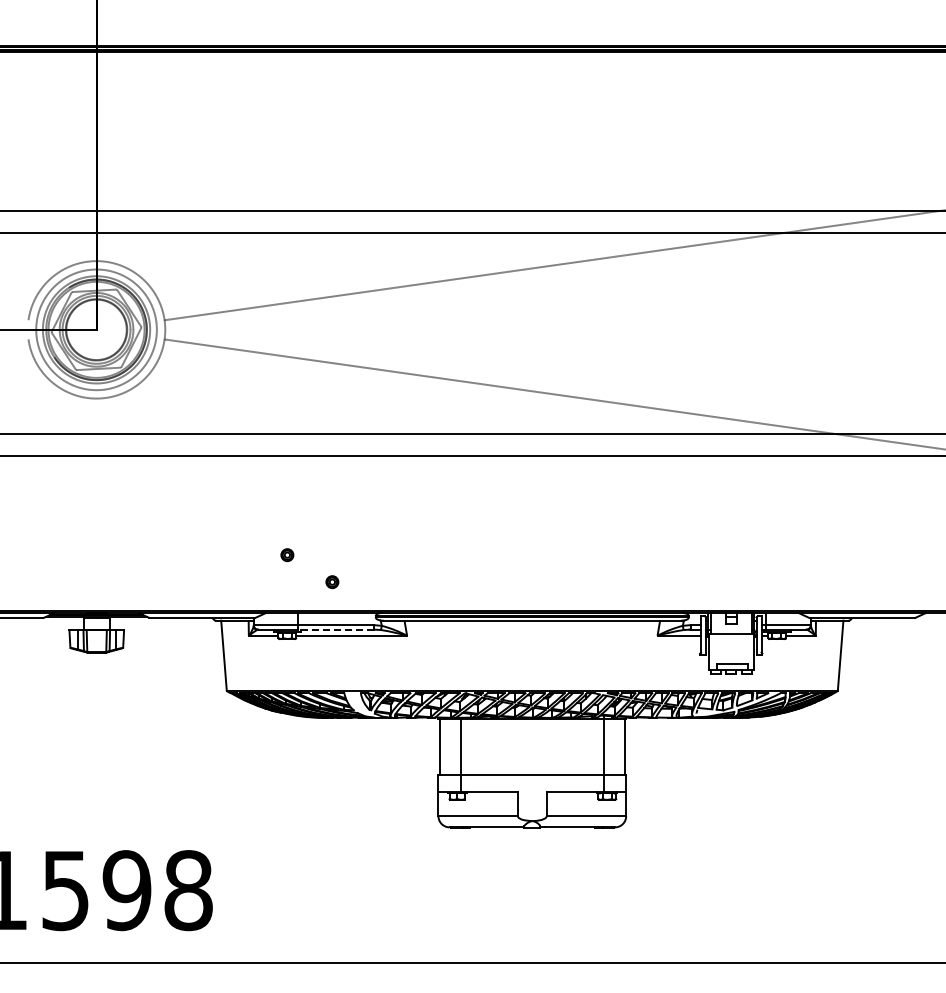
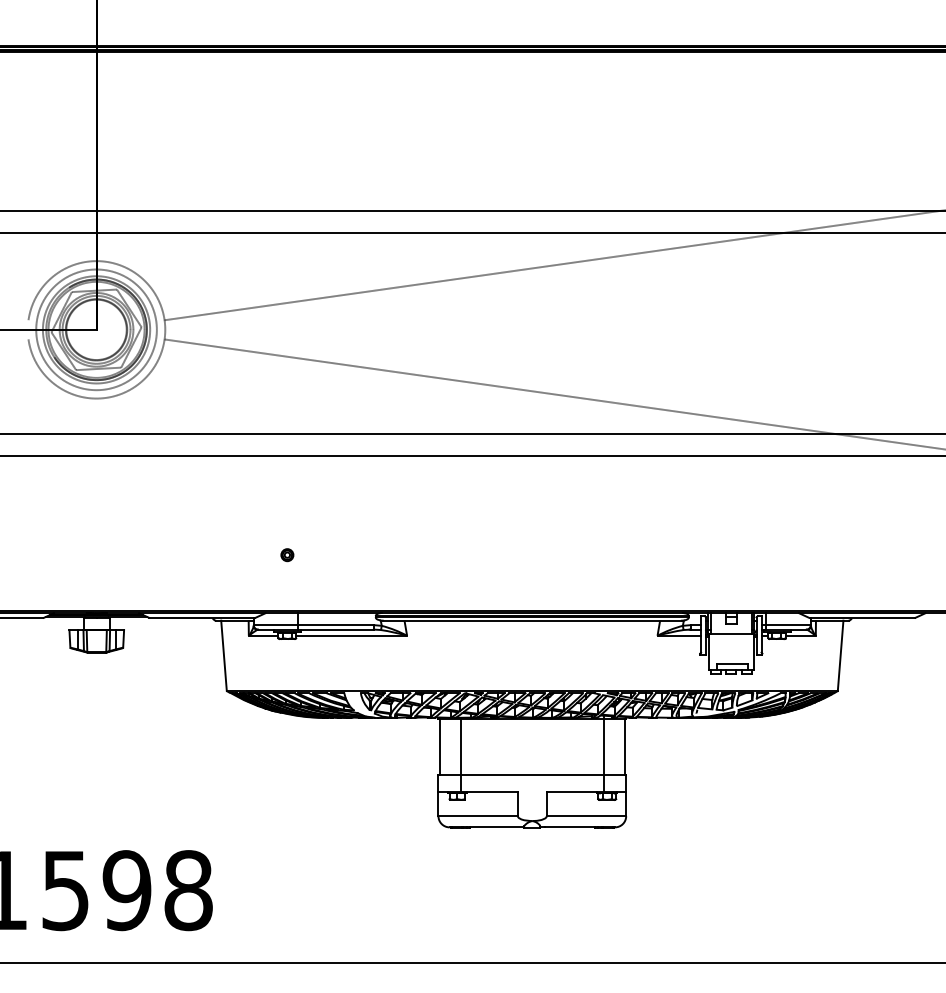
part: present -> none (332, 582)
line: dashed -> solid (336, 629)
